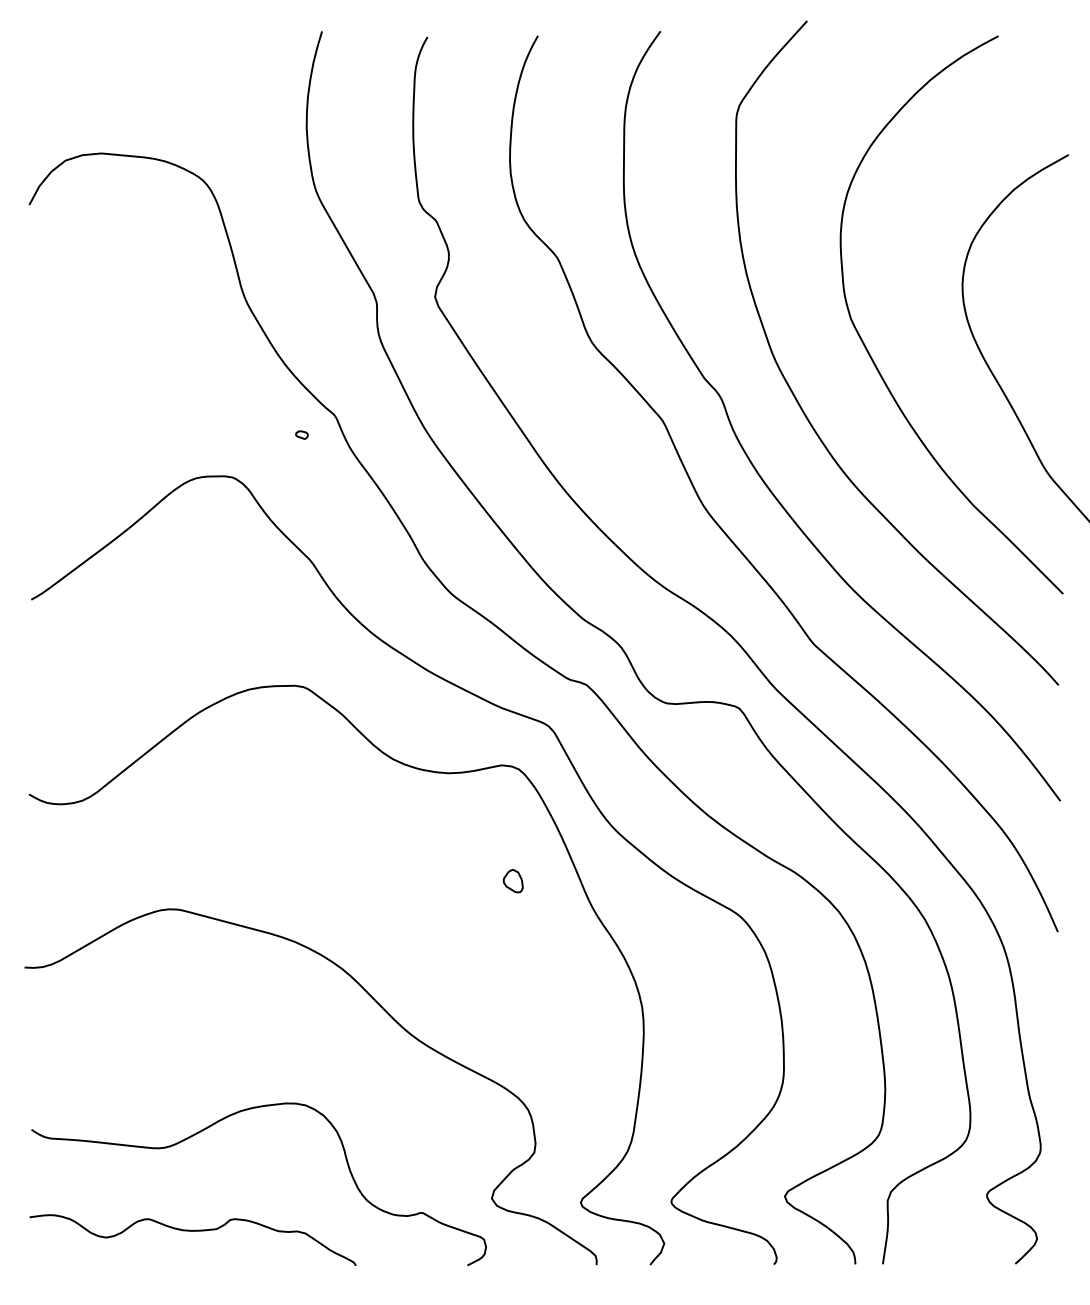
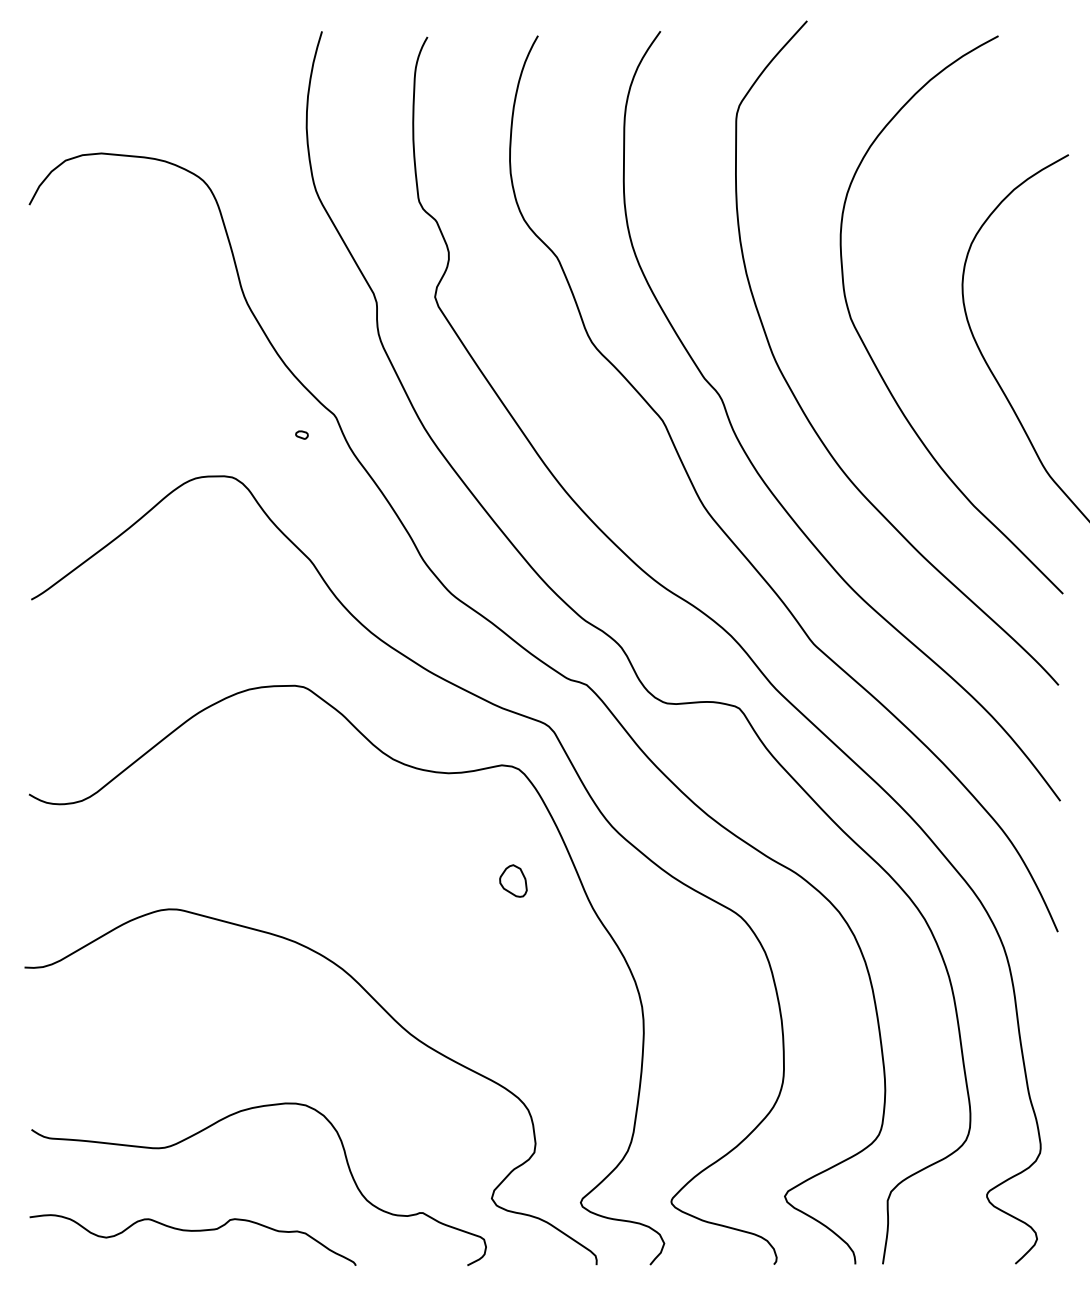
part size: 22x25 px -> 29x34 px (513, 880)
